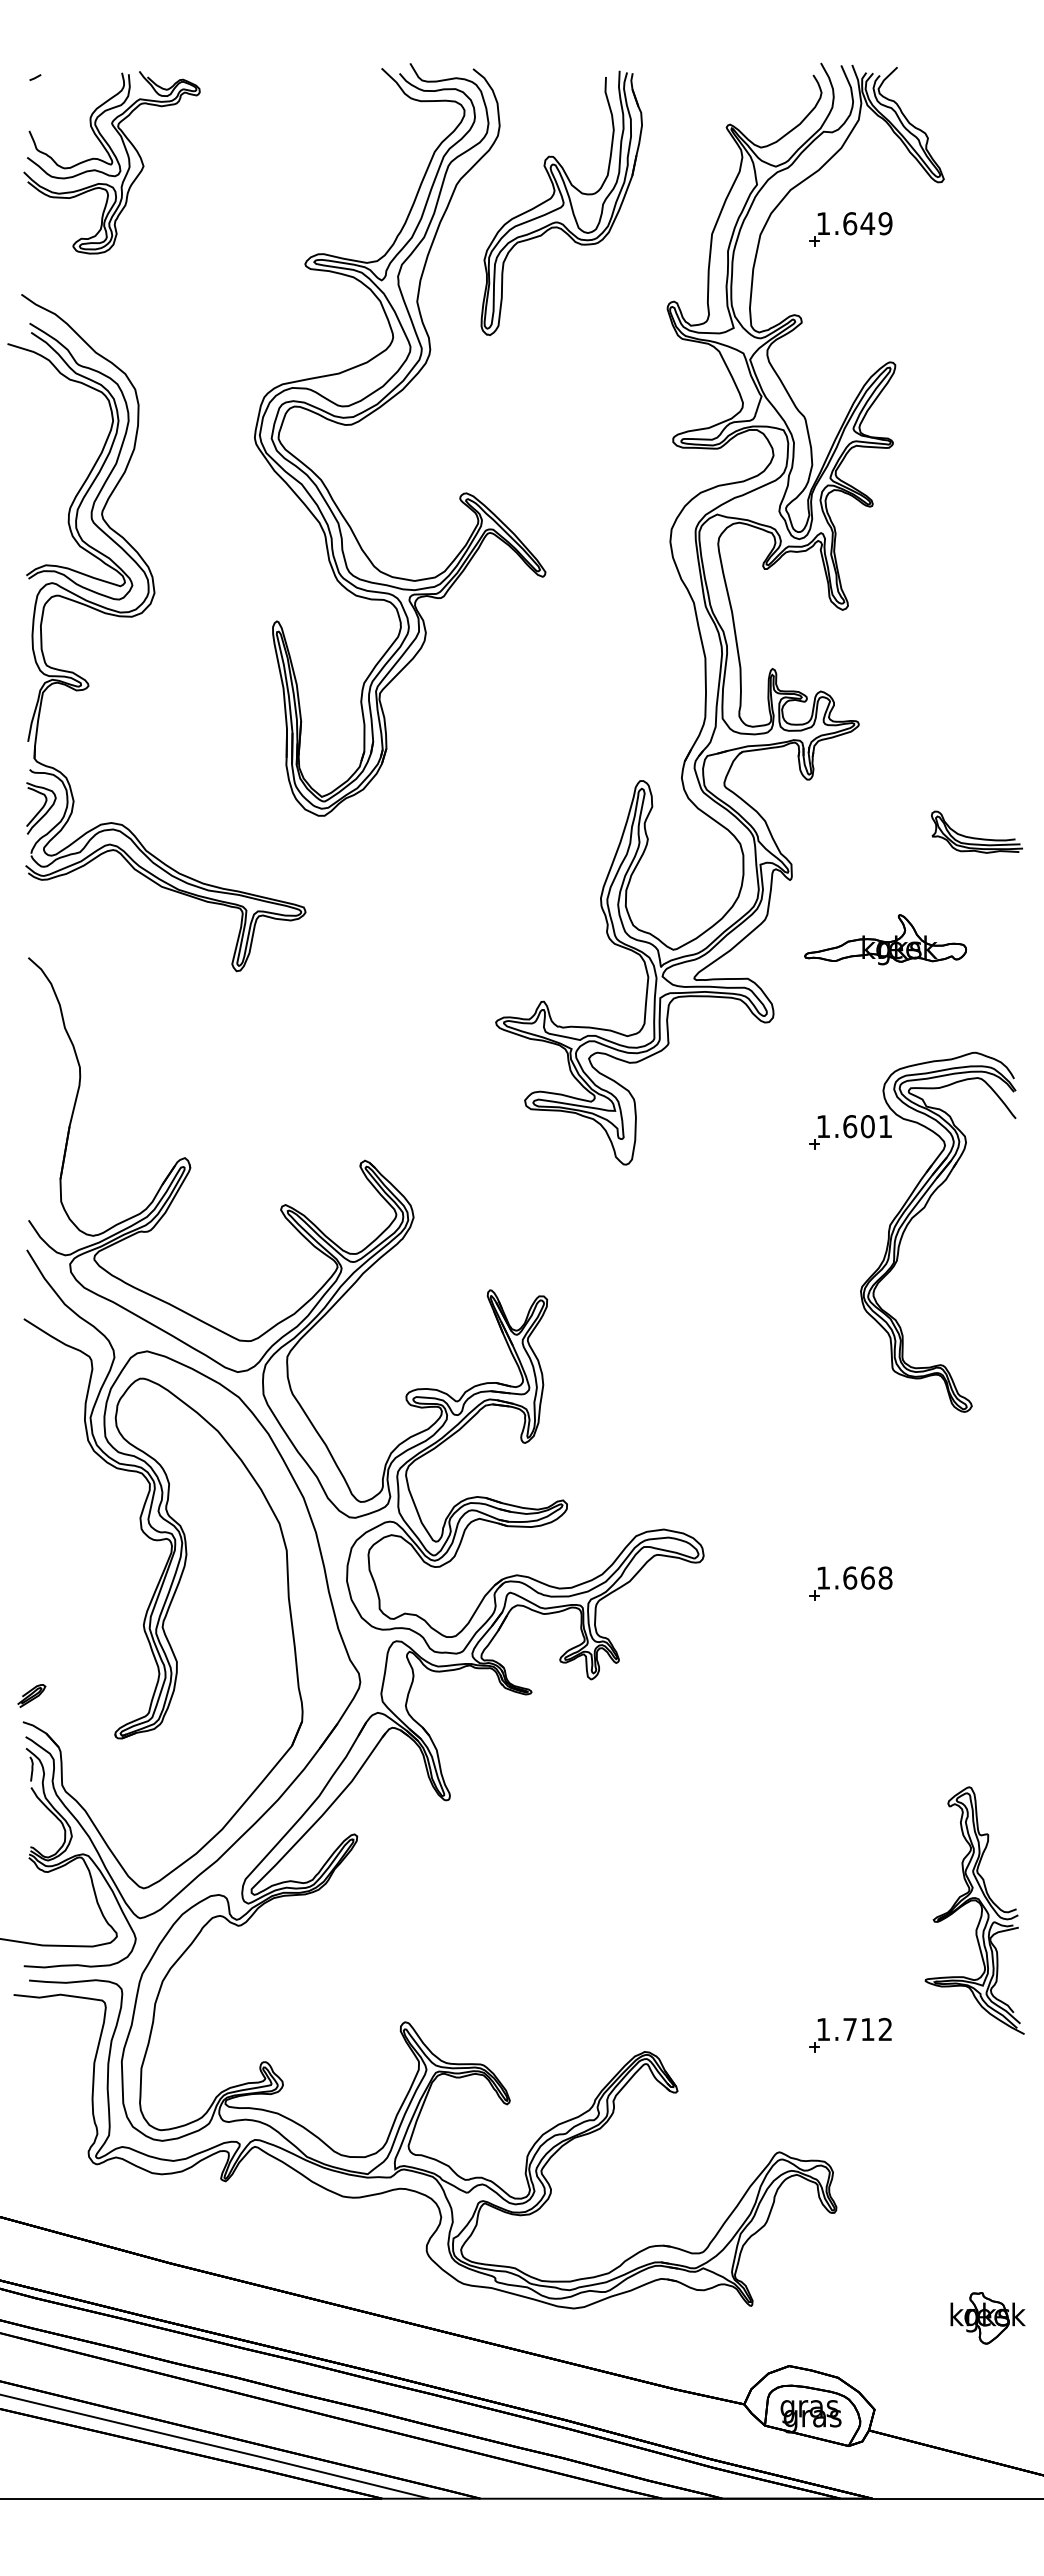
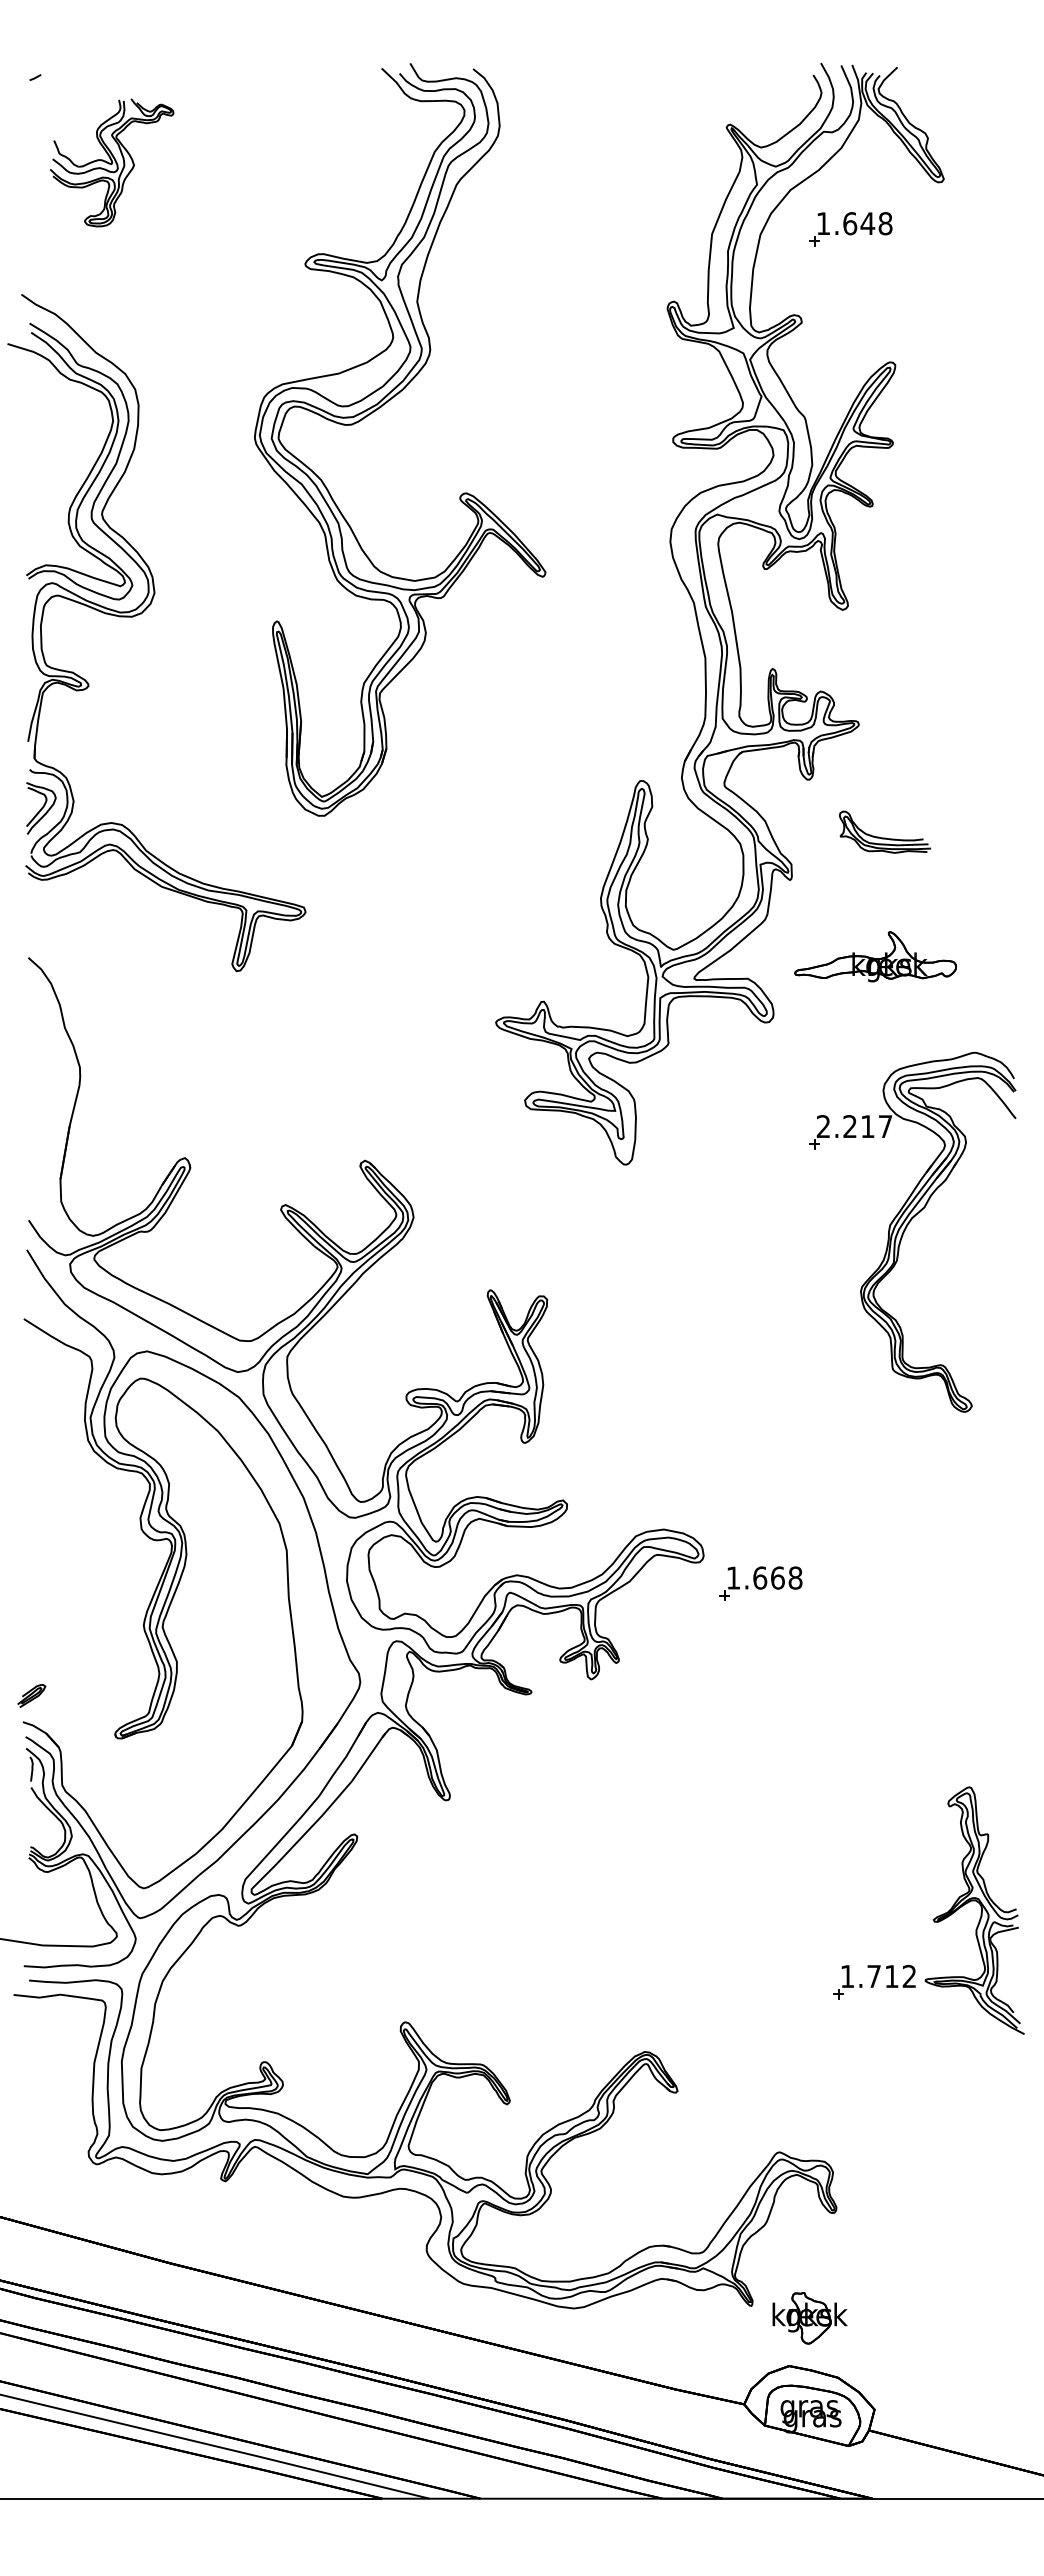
part size: 178x184 px -> 125x130 px (112, 162)
part: present -> none (561, 202)
text: 1.649 -> 1.648 (885, 223)
part position: (976, 831) -> (884, 831) (884, 831)
part position: (885, 939) -> (875, 956) (875, 956)
text: 1.601 -> 2.217 (854, 1126)
part position: (850, 1583) -> (760, 1583) (760, 1583)
part position: (850, 2034) -> (874, 1981) (874, 1981)
part position: (987, 2318) -> (809, 2318) (809, 2318)
